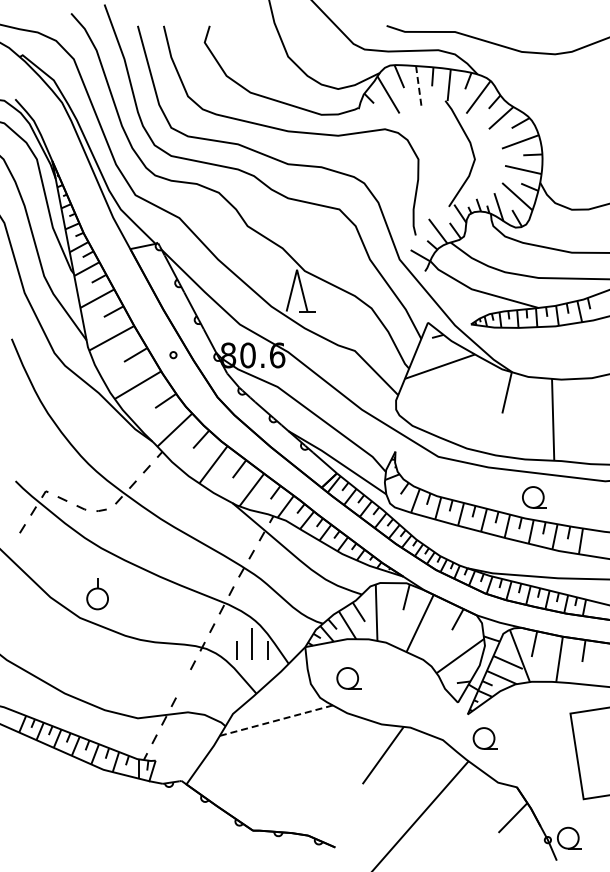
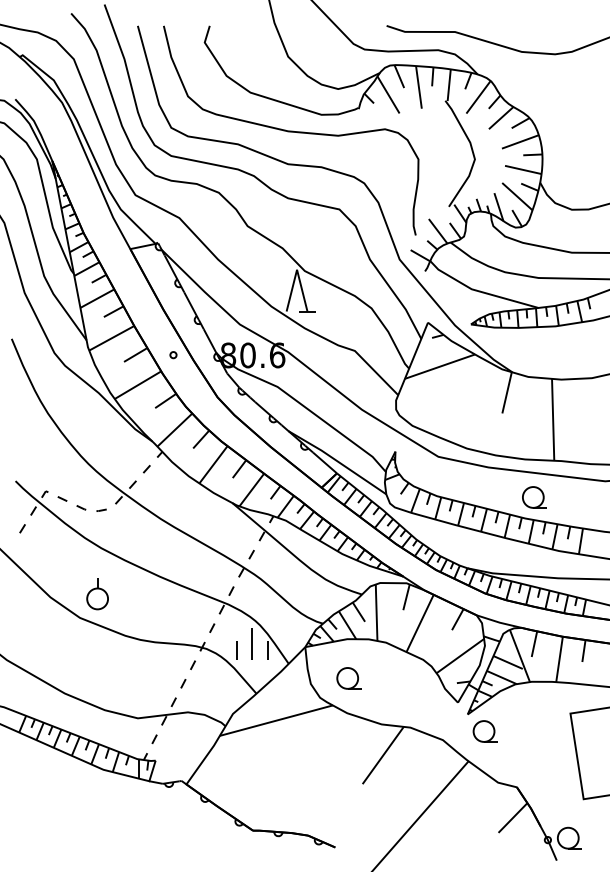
line: dashed -> solid (418, 87)
line: none -> present (183, 683)
line: dashed -> solid (276, 720)
part position: (484, 738) -> (484, 731) (484, 731)
